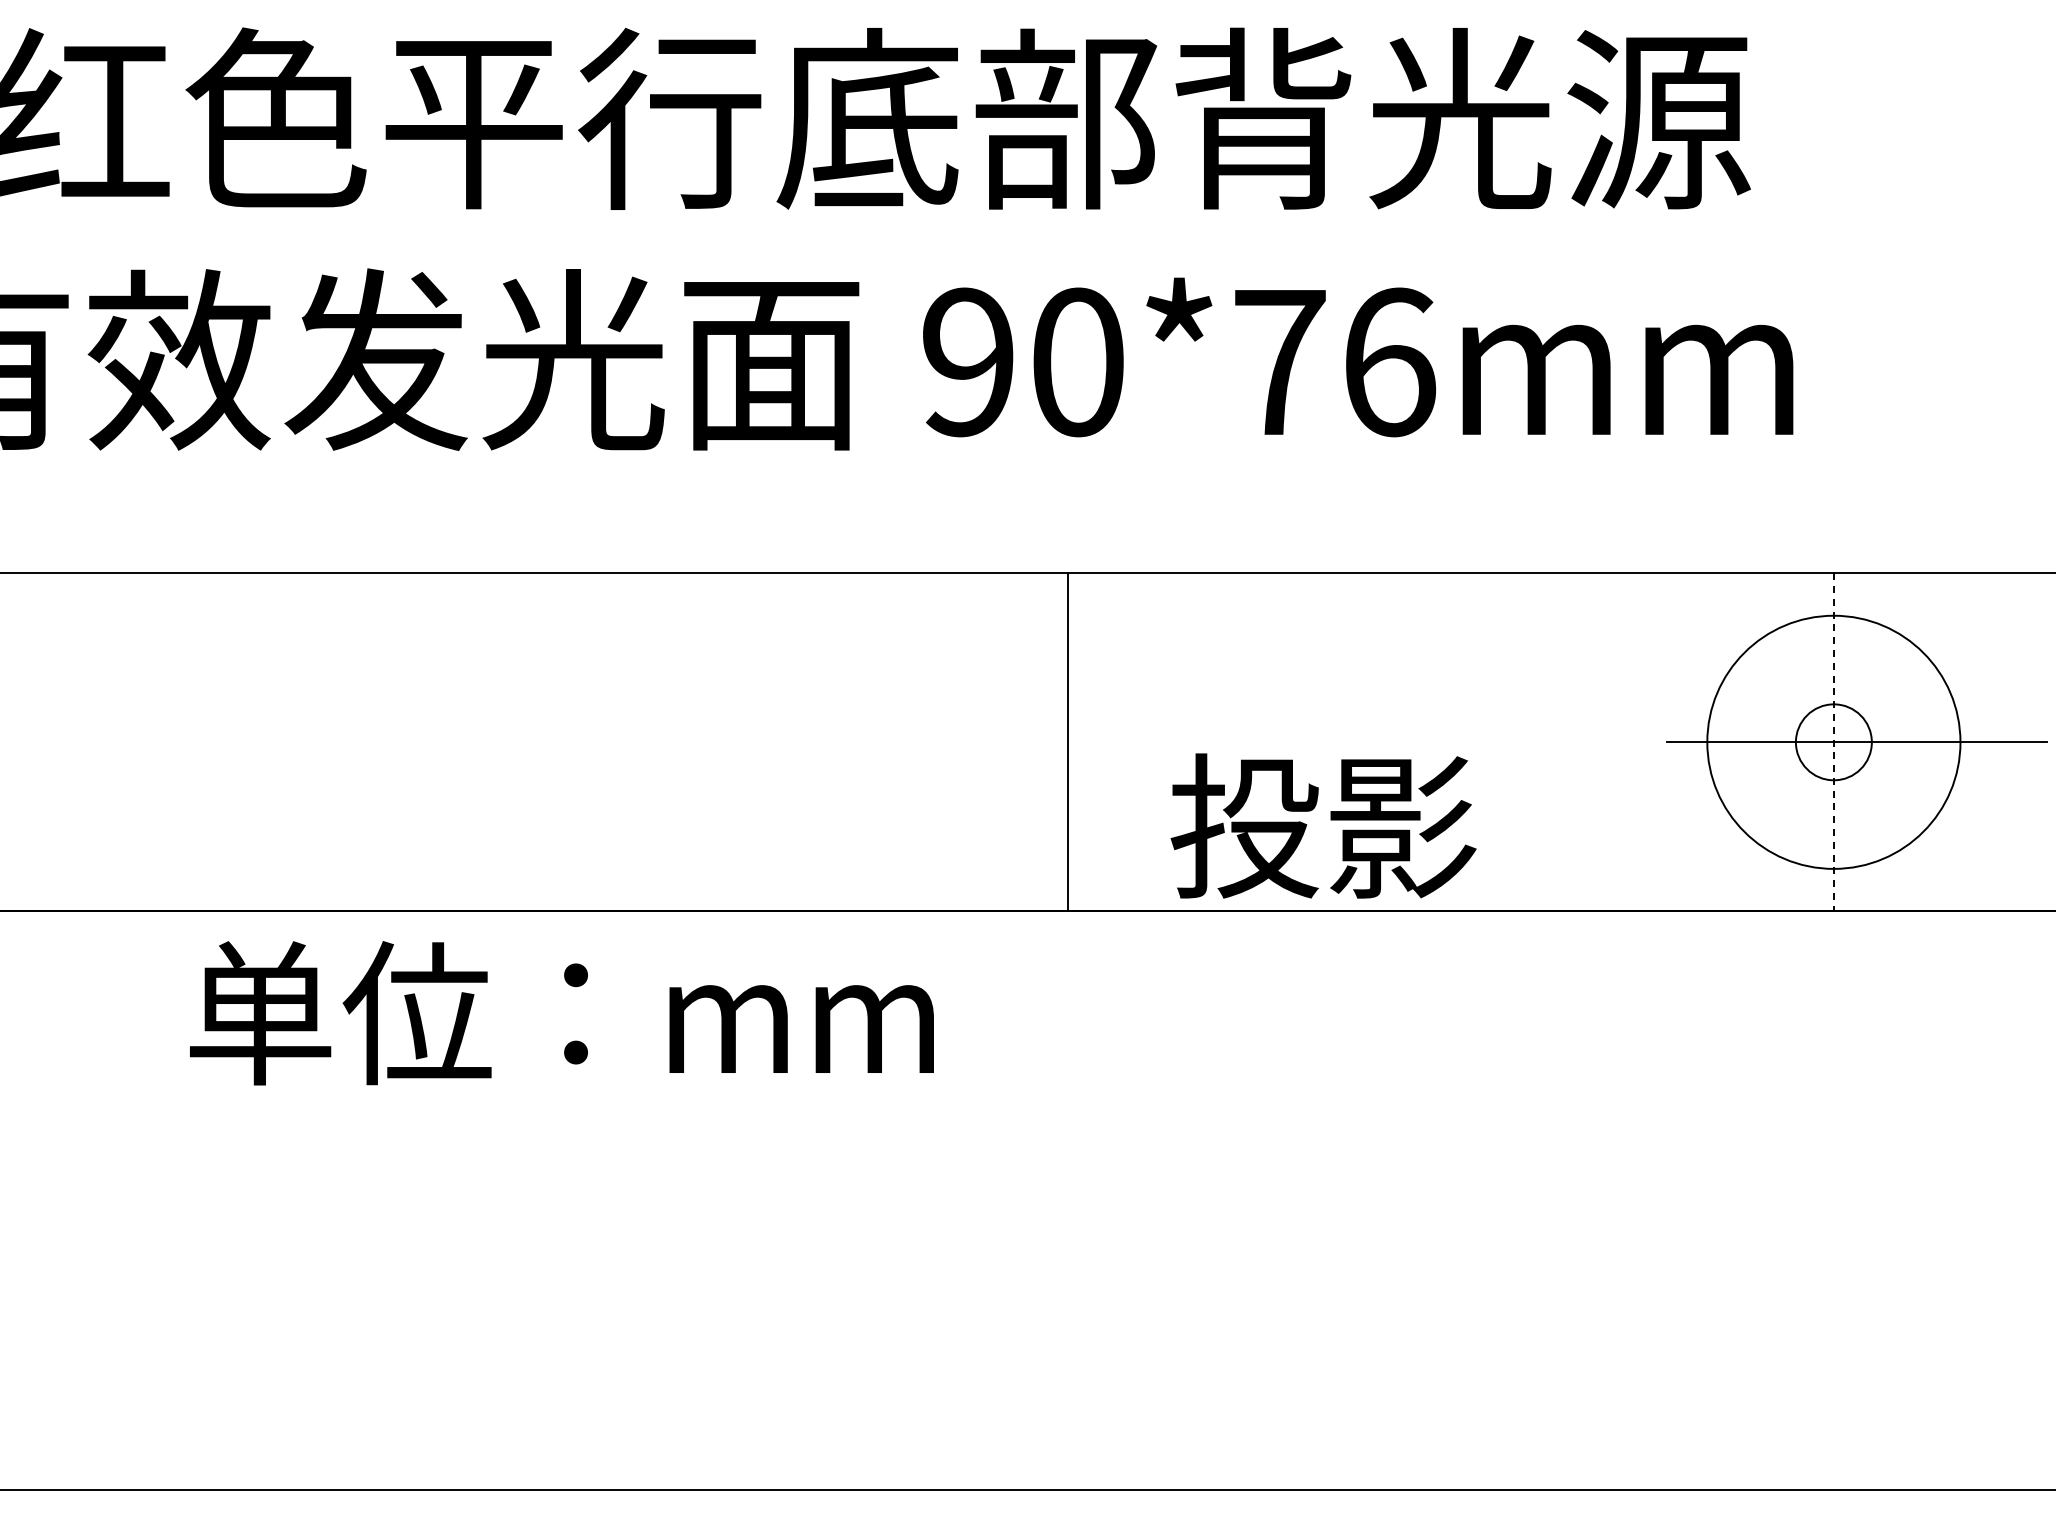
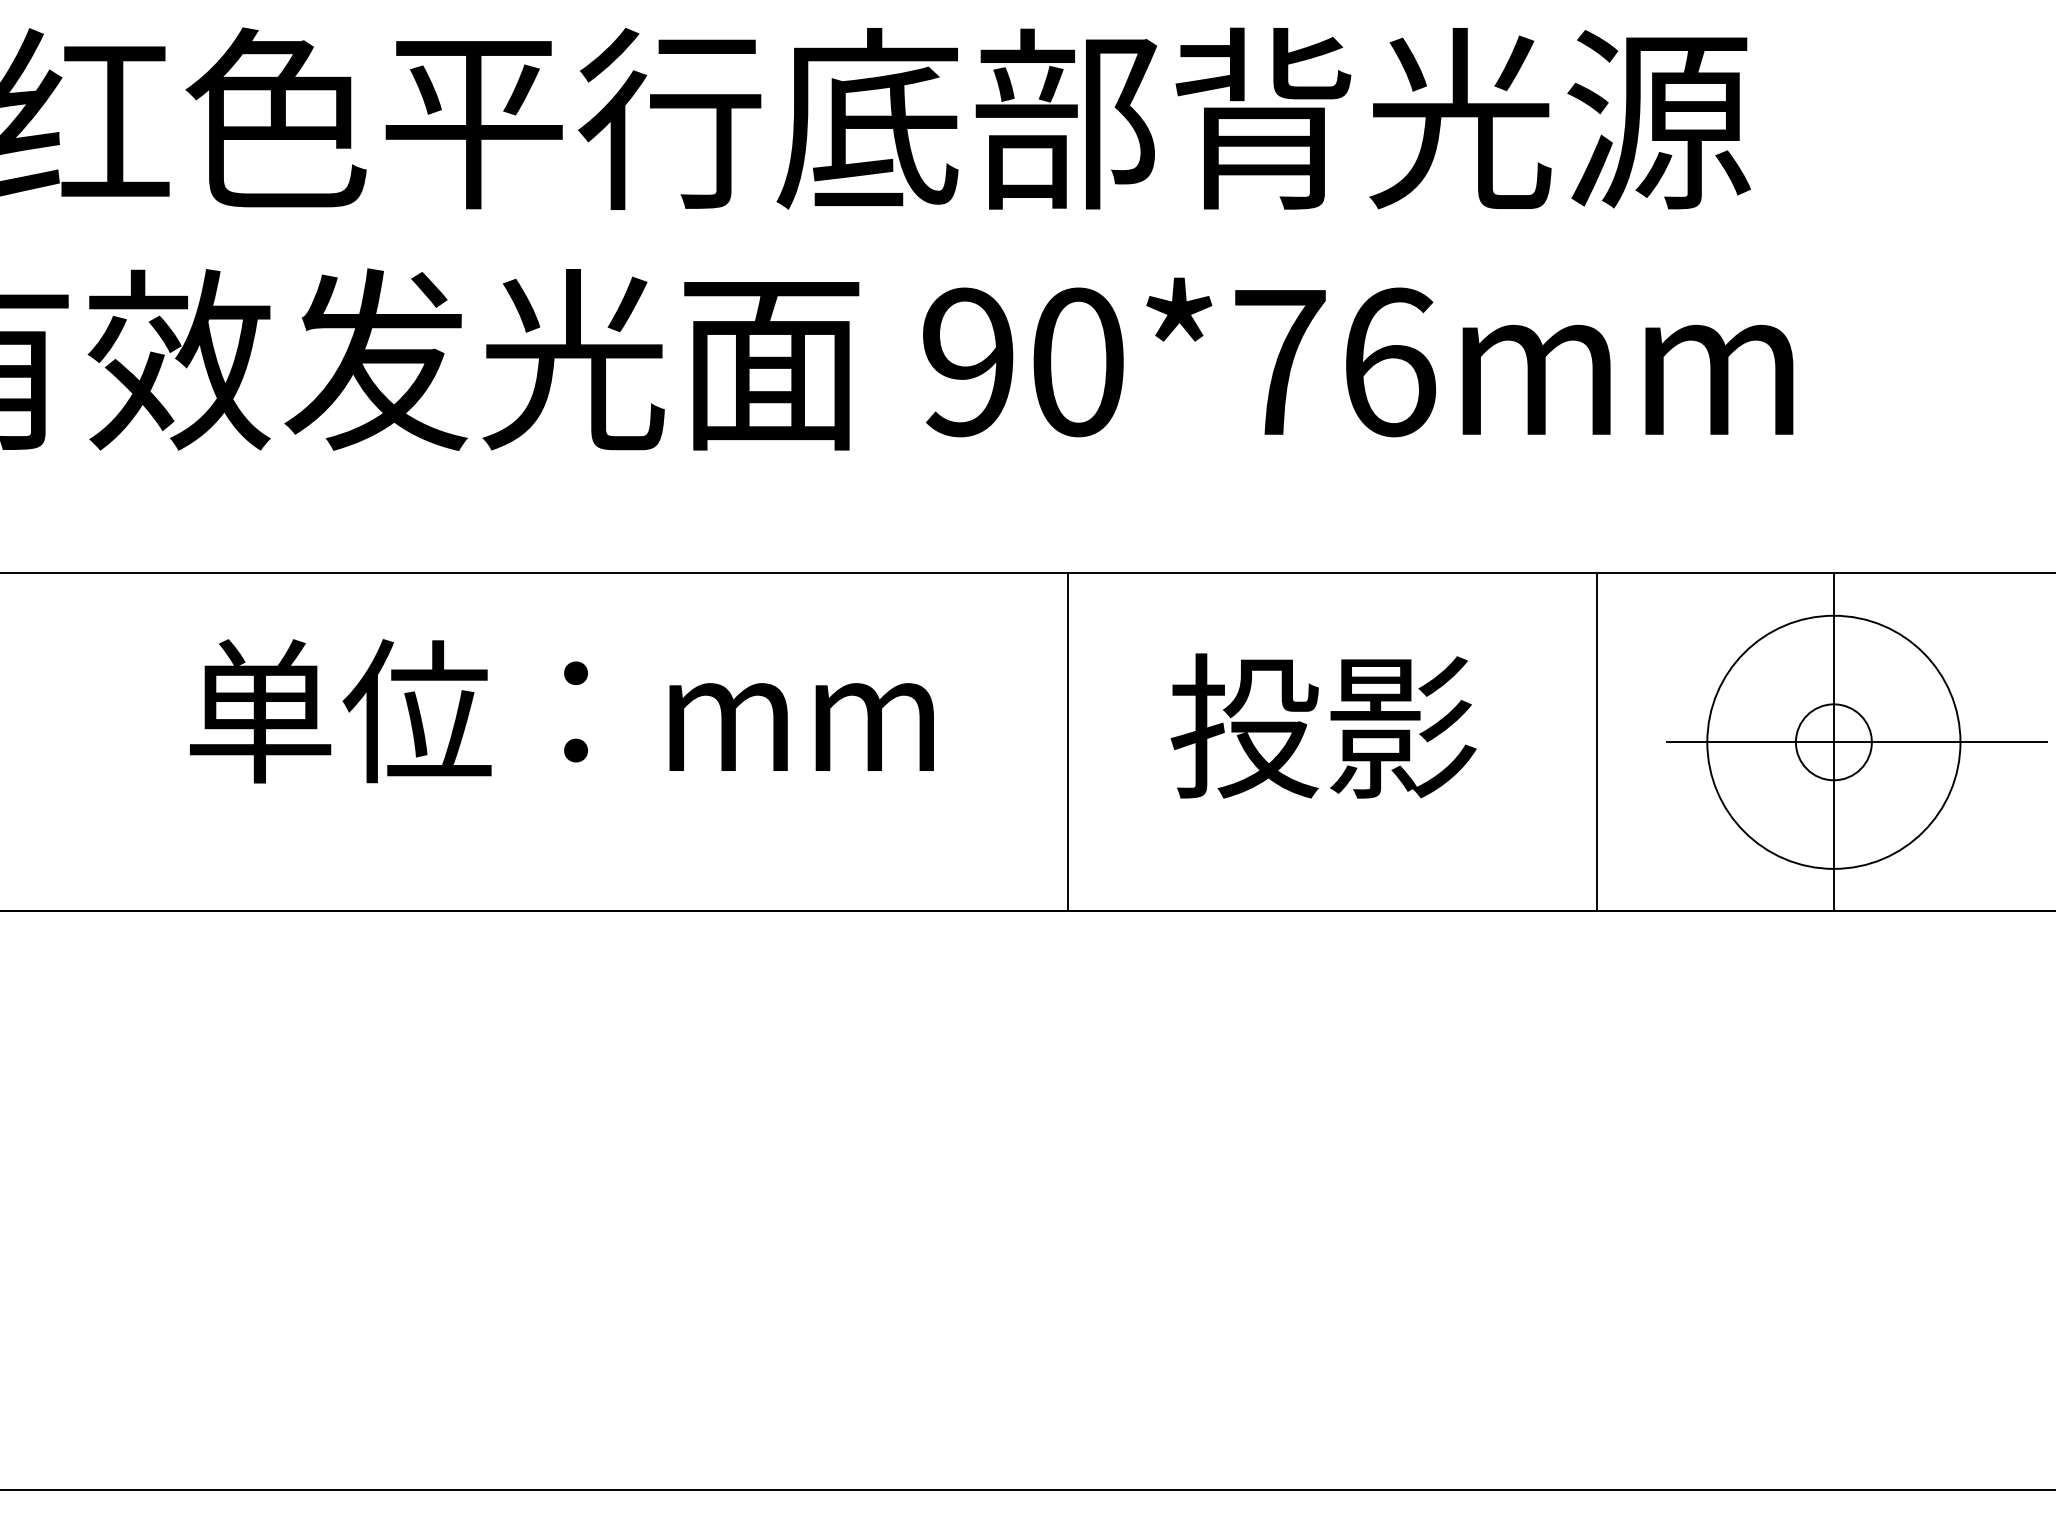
line: none -> present (1596, 742)
line: dashed -> solid (1833, 742)
text position: (1323, 825) -> (1323, 725) (1323, 725)
text position: (561, 1013) -> (561, 711) (561, 711)
